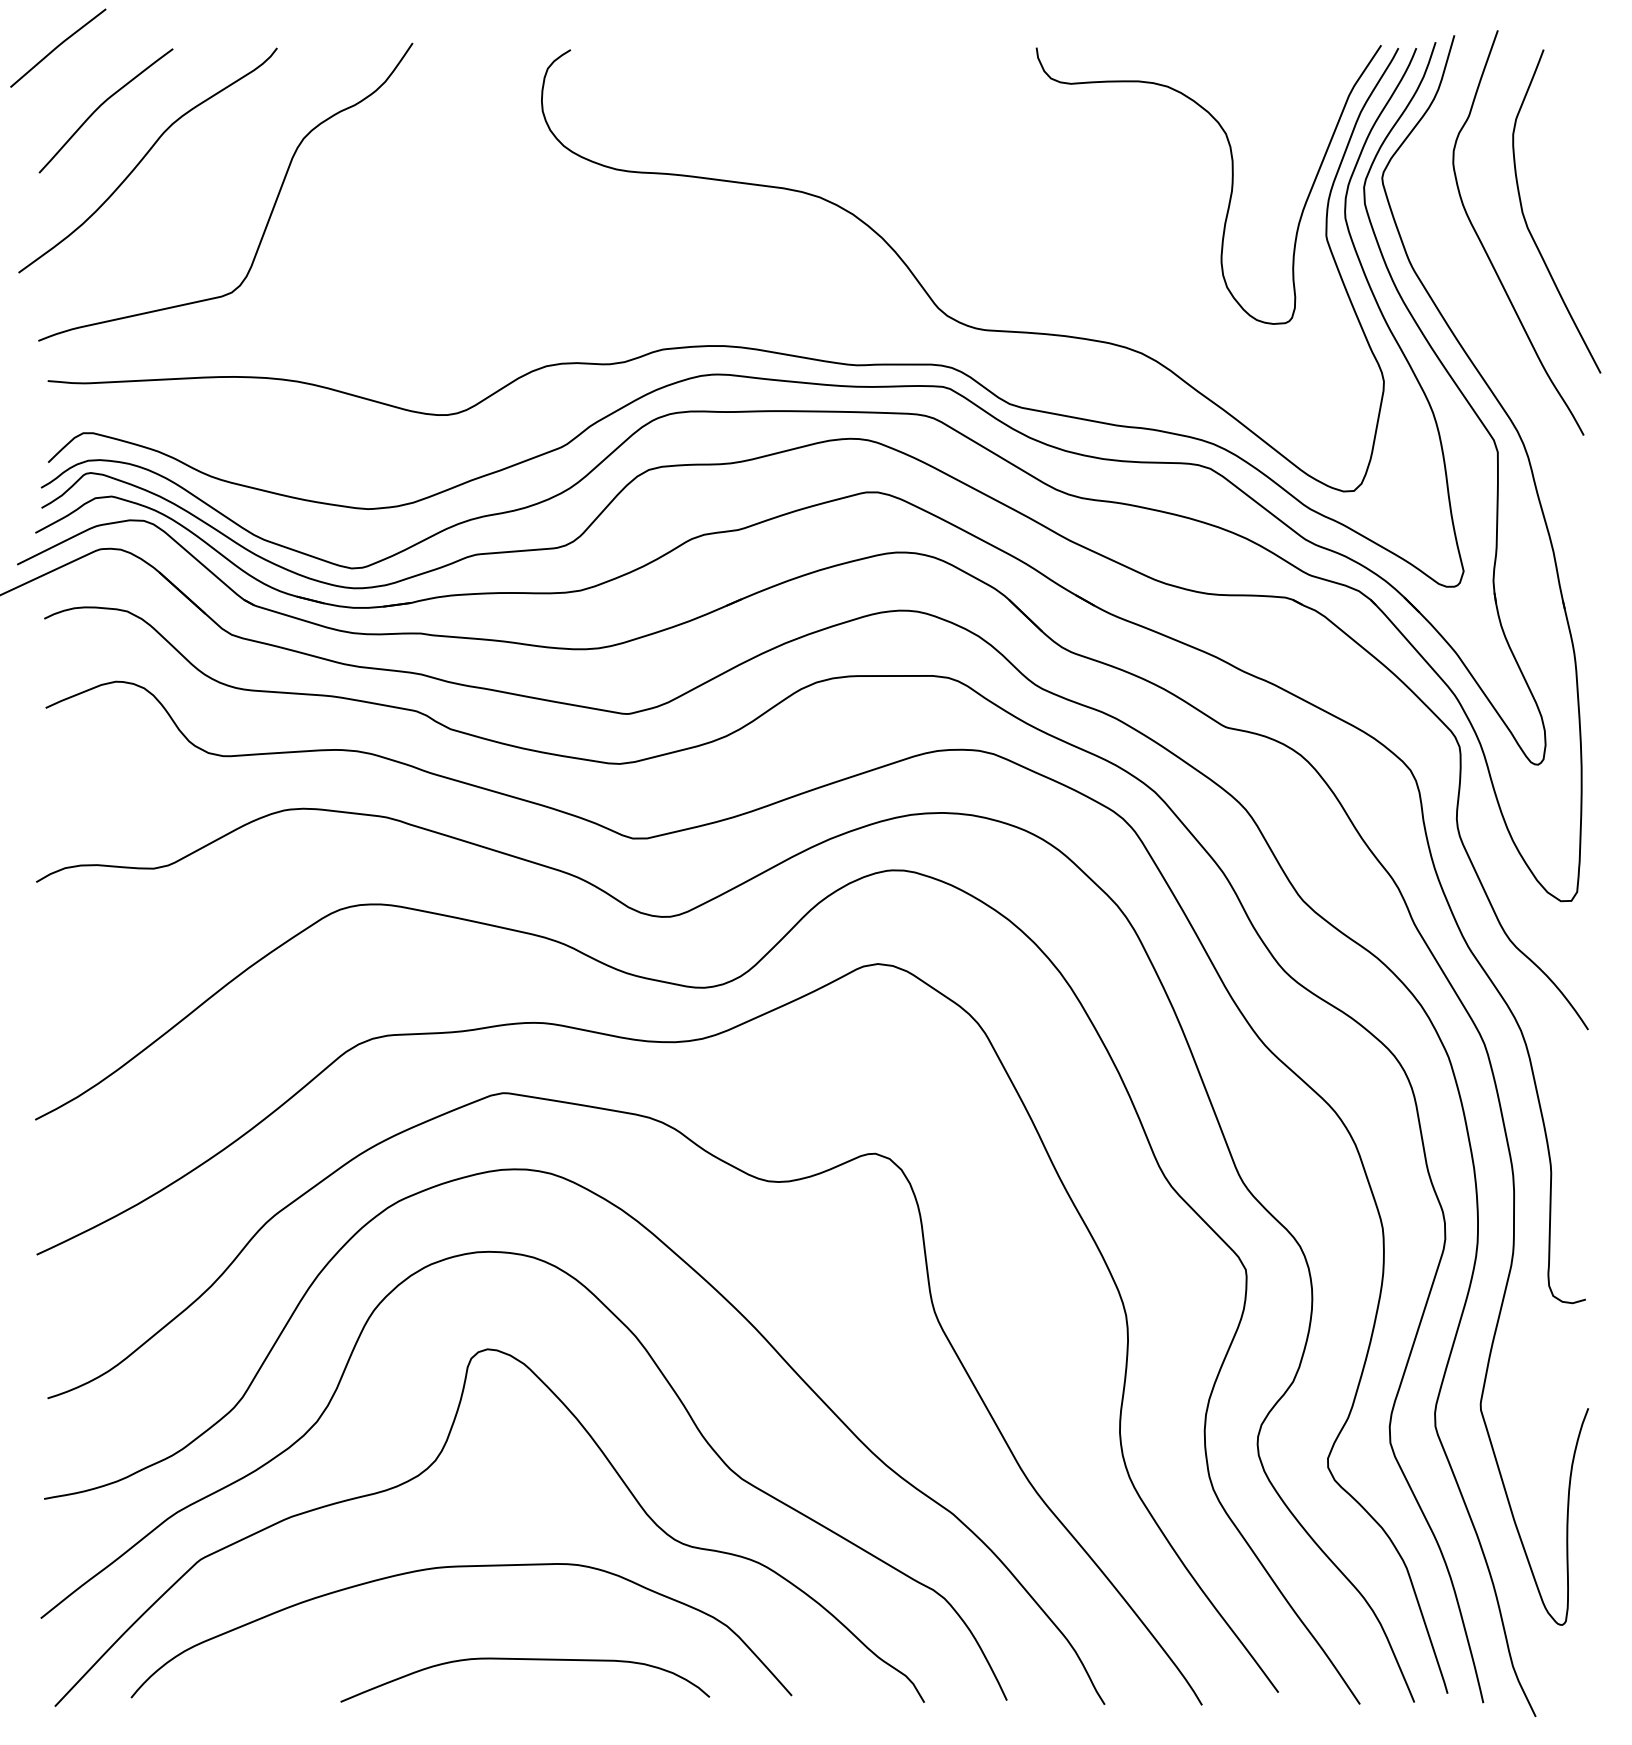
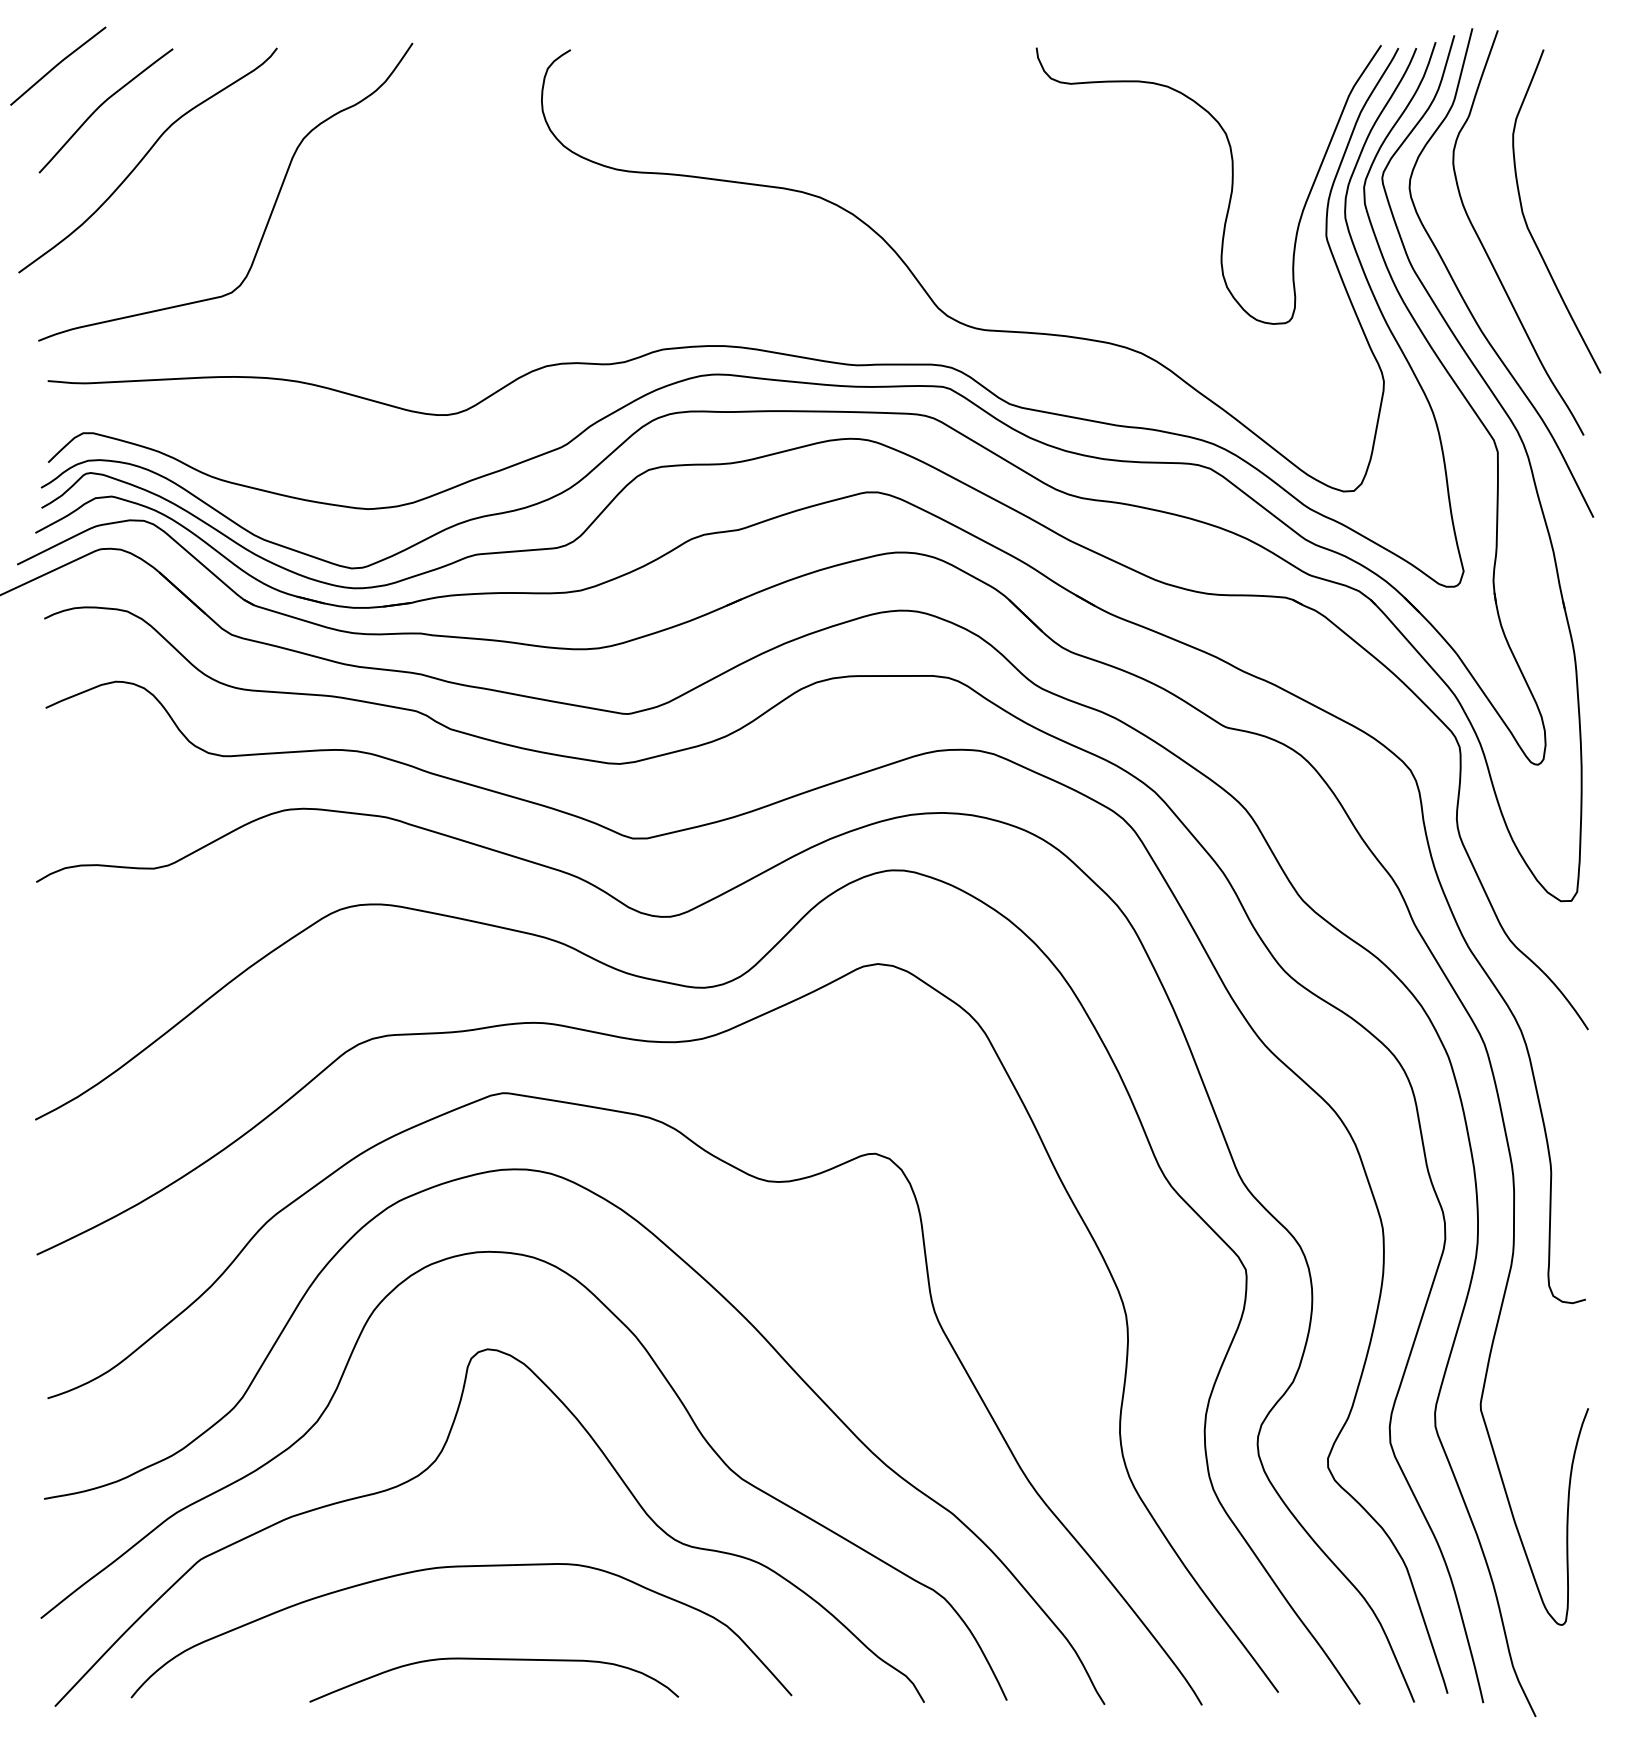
curve position: (58, 47) -> (58, 65) (58, 65)
curve: none -> present (1461, 293)
curve position: (526, 1660) -> (495, 1660) (495, 1660)
